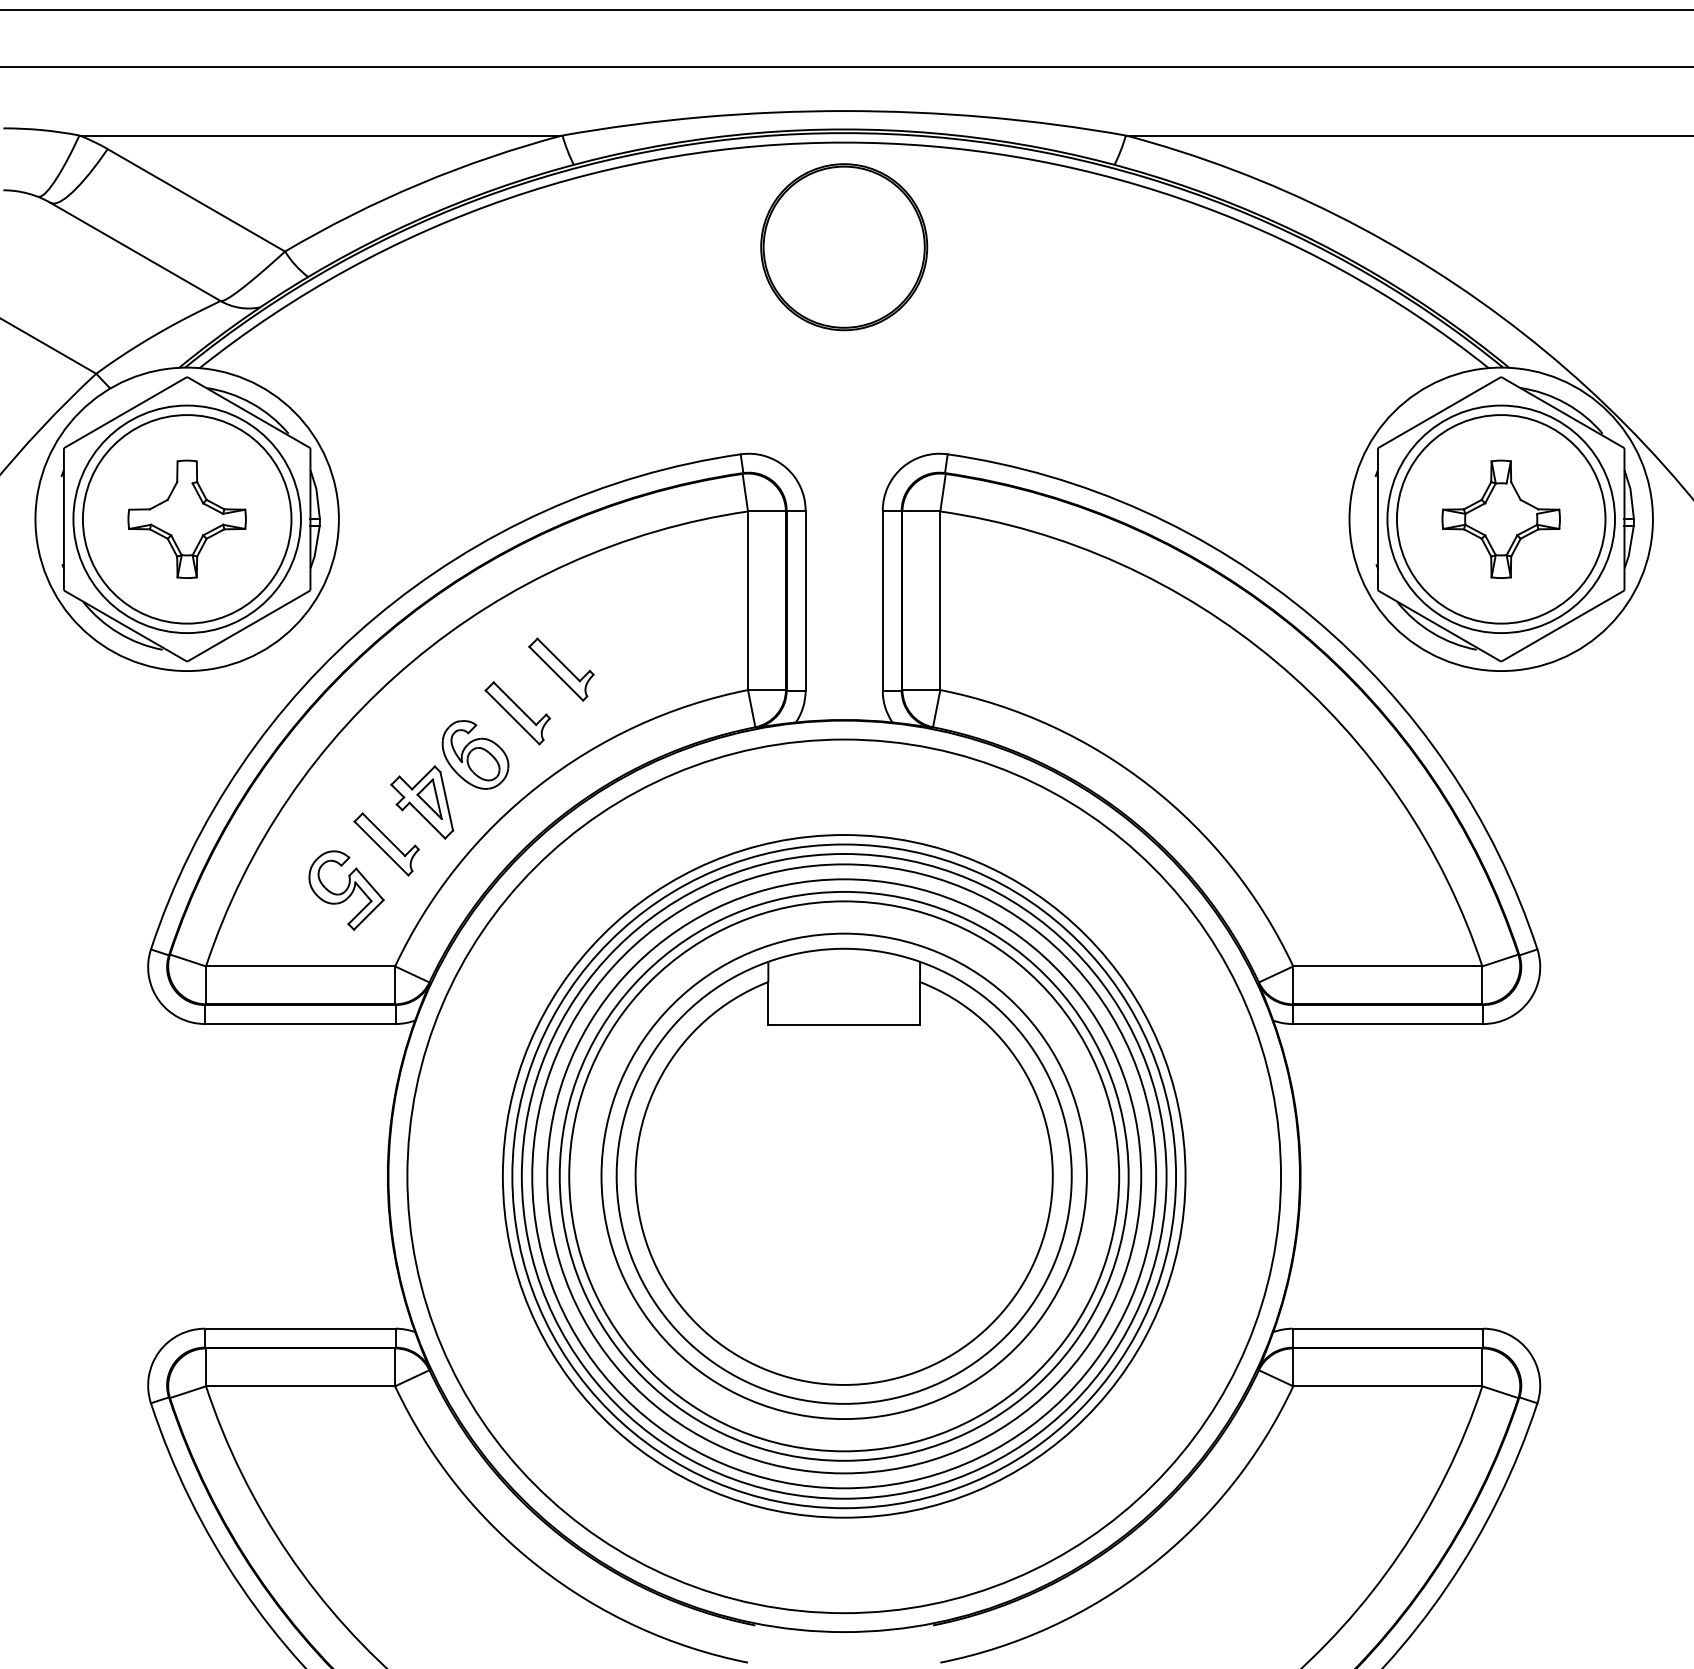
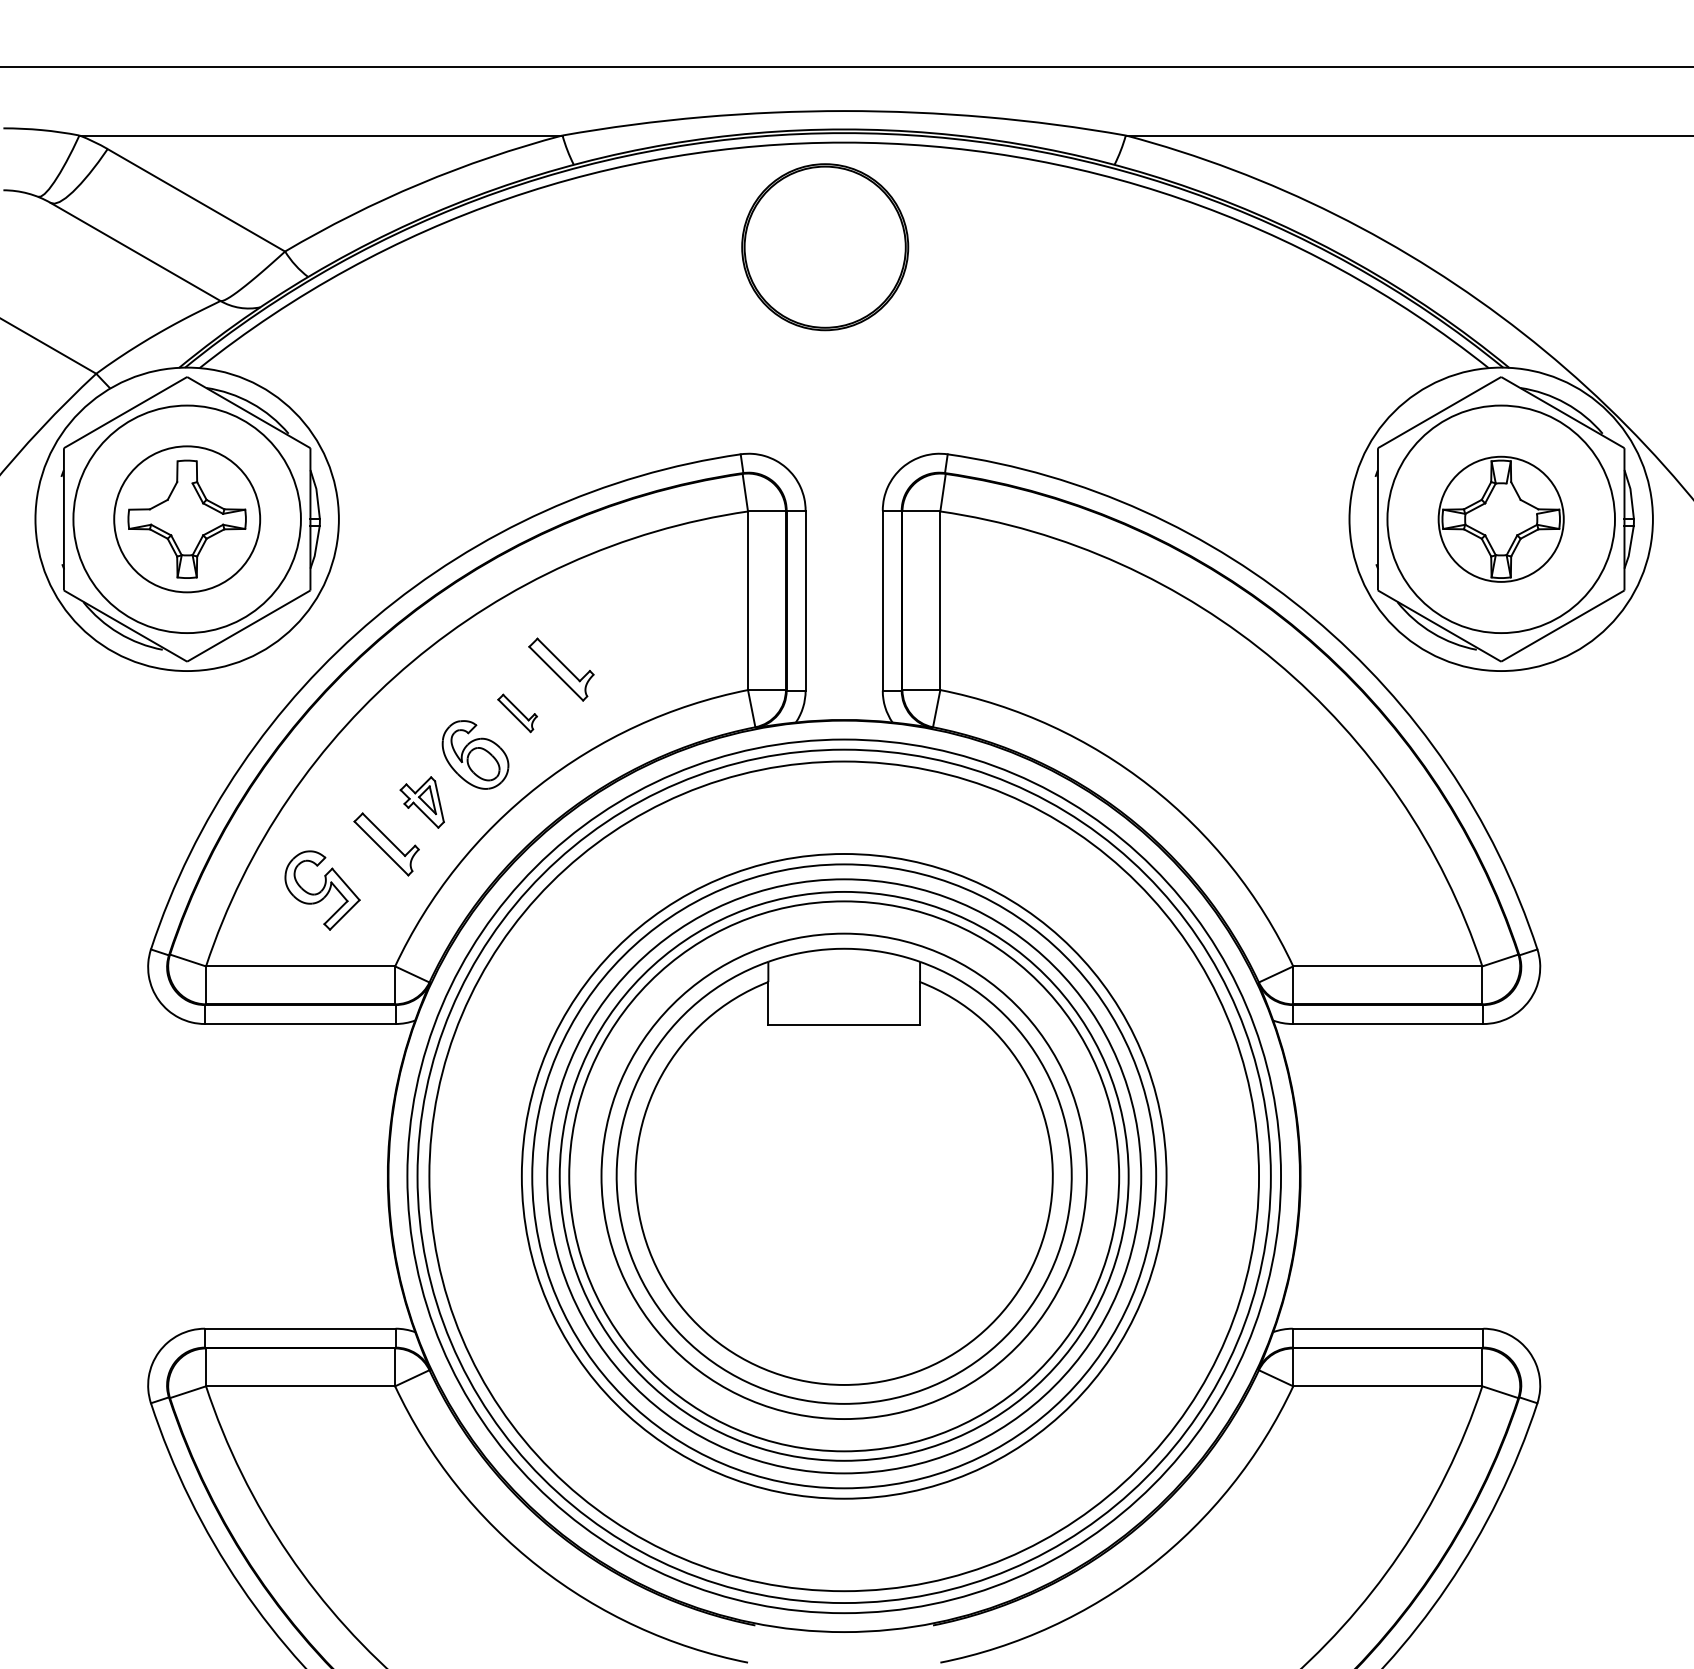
line: present -> none (846, 10)
part position: (844, 247) -> (825, 247) (825, 247)
circle diameter: 209 px -> 146 px (187, 519)
circle diameter: 209 px -> 125 px (1500, 518)
part size: 67x65 px -> 41x41 px (517, 713)
part size: 65x75 px -> 46x53 px (421, 802)
part position: (346, 890) -> (322, 890) (322, 890)
circle diameter: 683 px -> 853 px (843, 1176)
circle diameter: 664 px -> 830 px (844, 1176)
